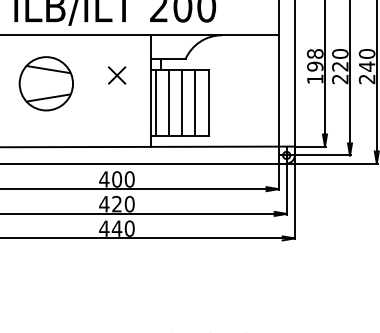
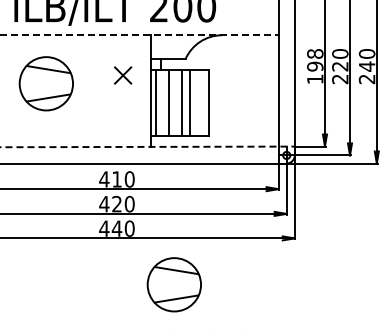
line: solid -> dashed (140, 35)
part position: (117, 75) -> (123, 75) (123, 75)
line position: (195, 103) -> (190, 103) (190, 103)
line: solid -> dashed (148, 146)
text: 400 -> 410 (117, 179)
part: none -> present (173, 284)
